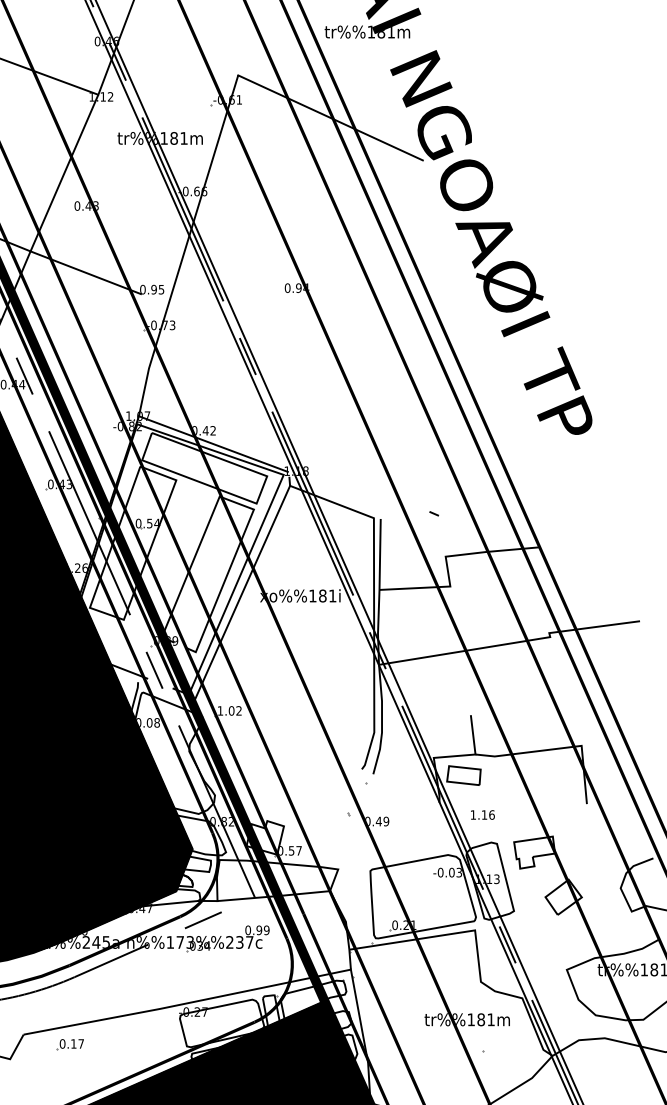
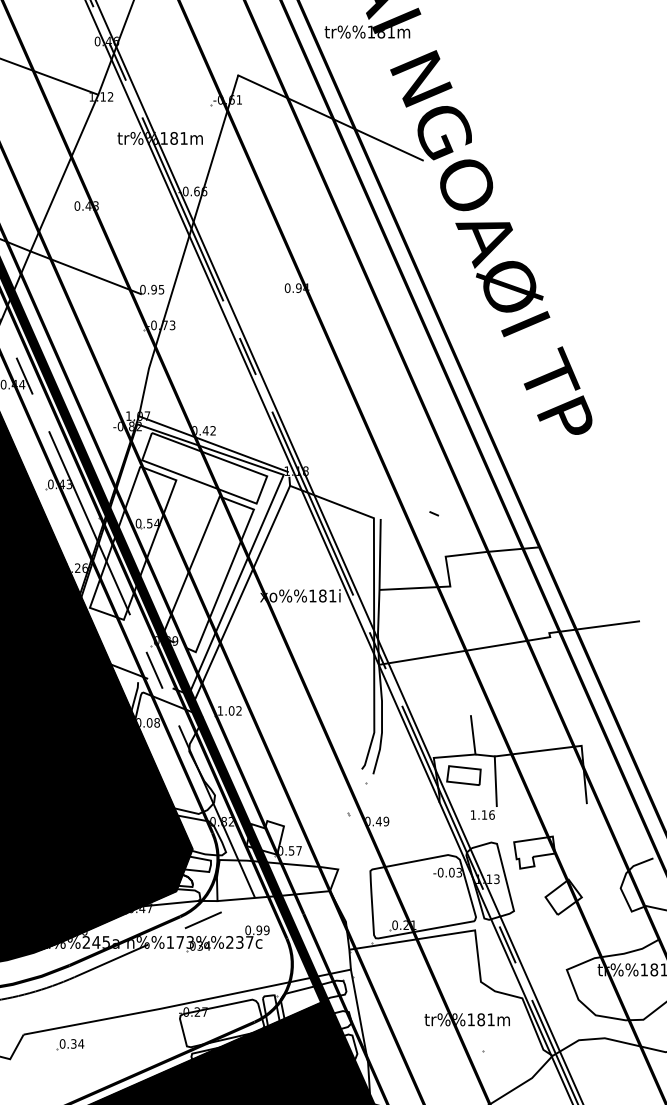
line: none -> present (495, 781)
text: 0.17 -> 0.34 (77, 1043)
